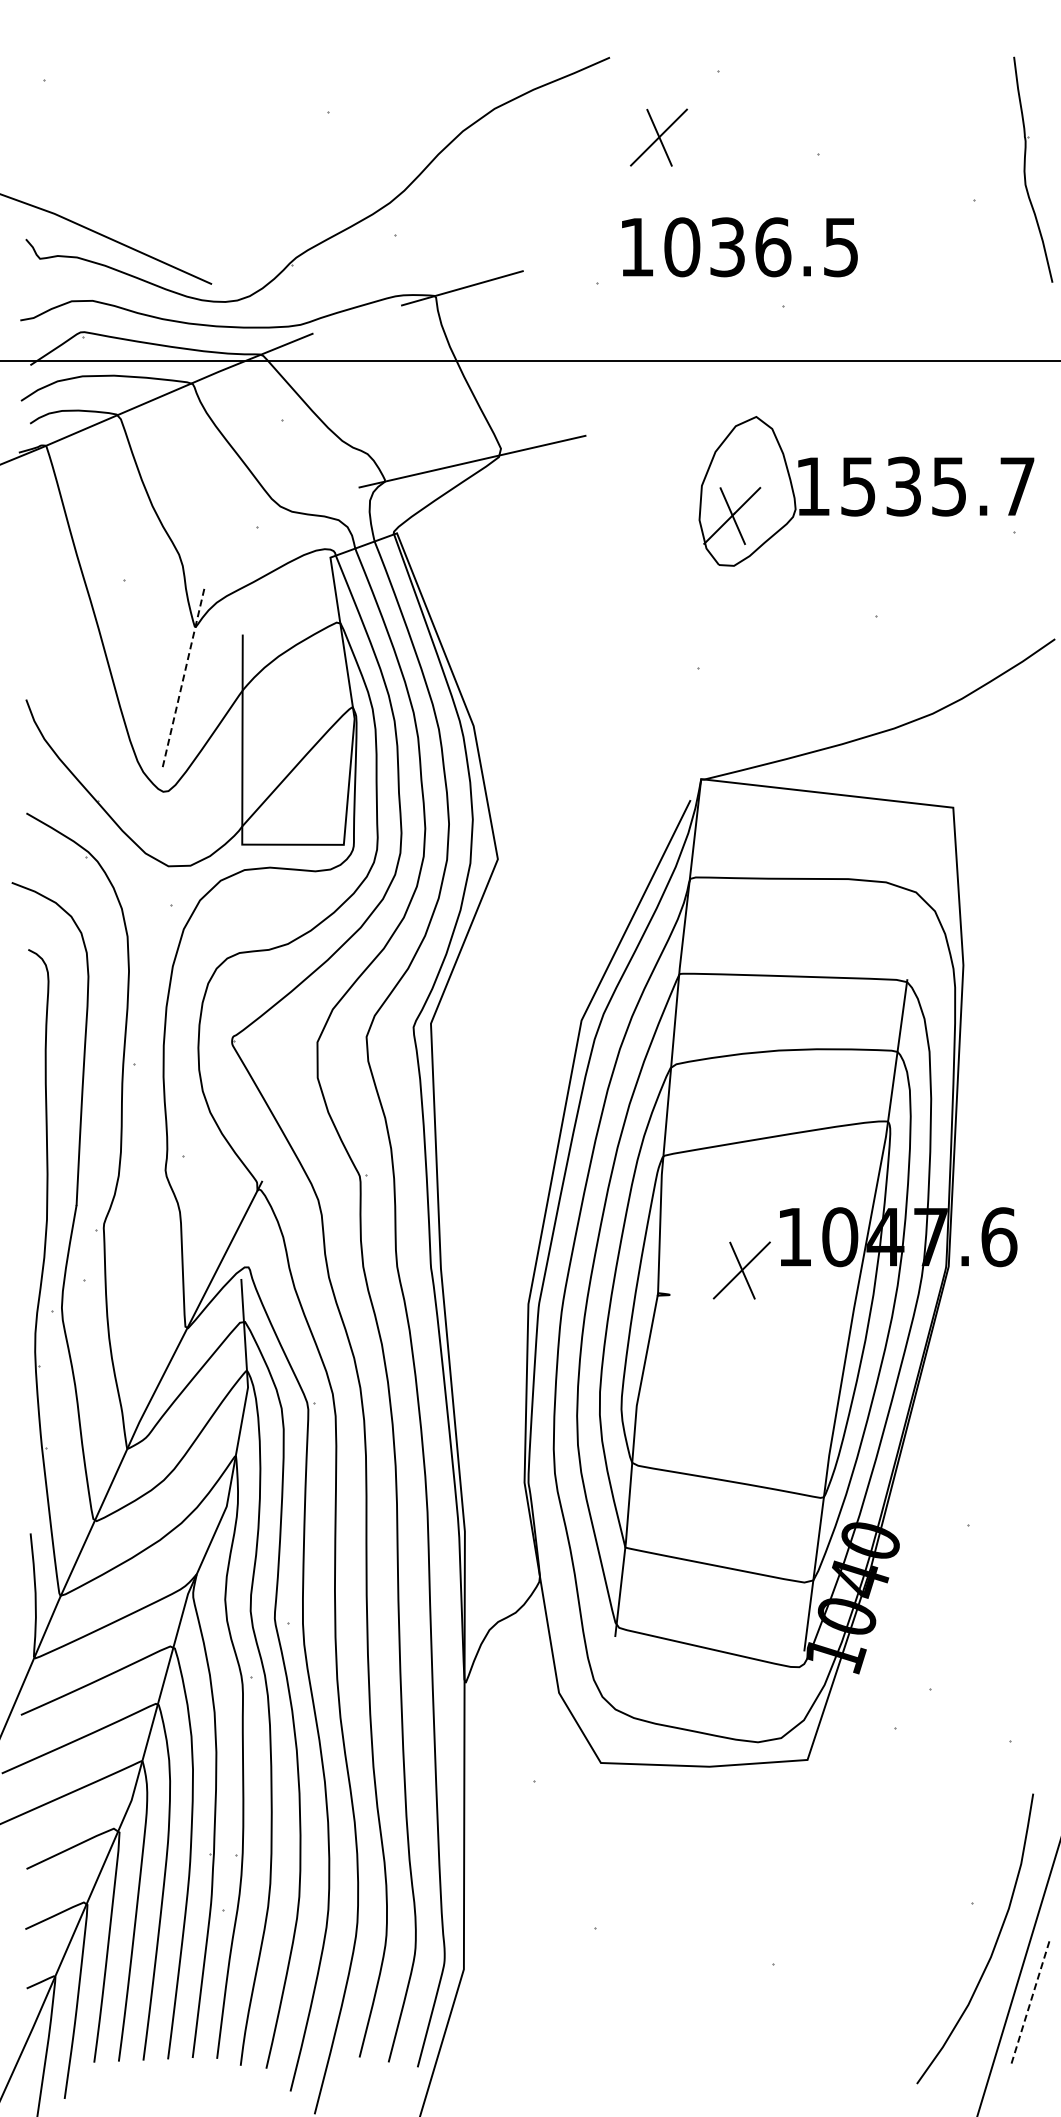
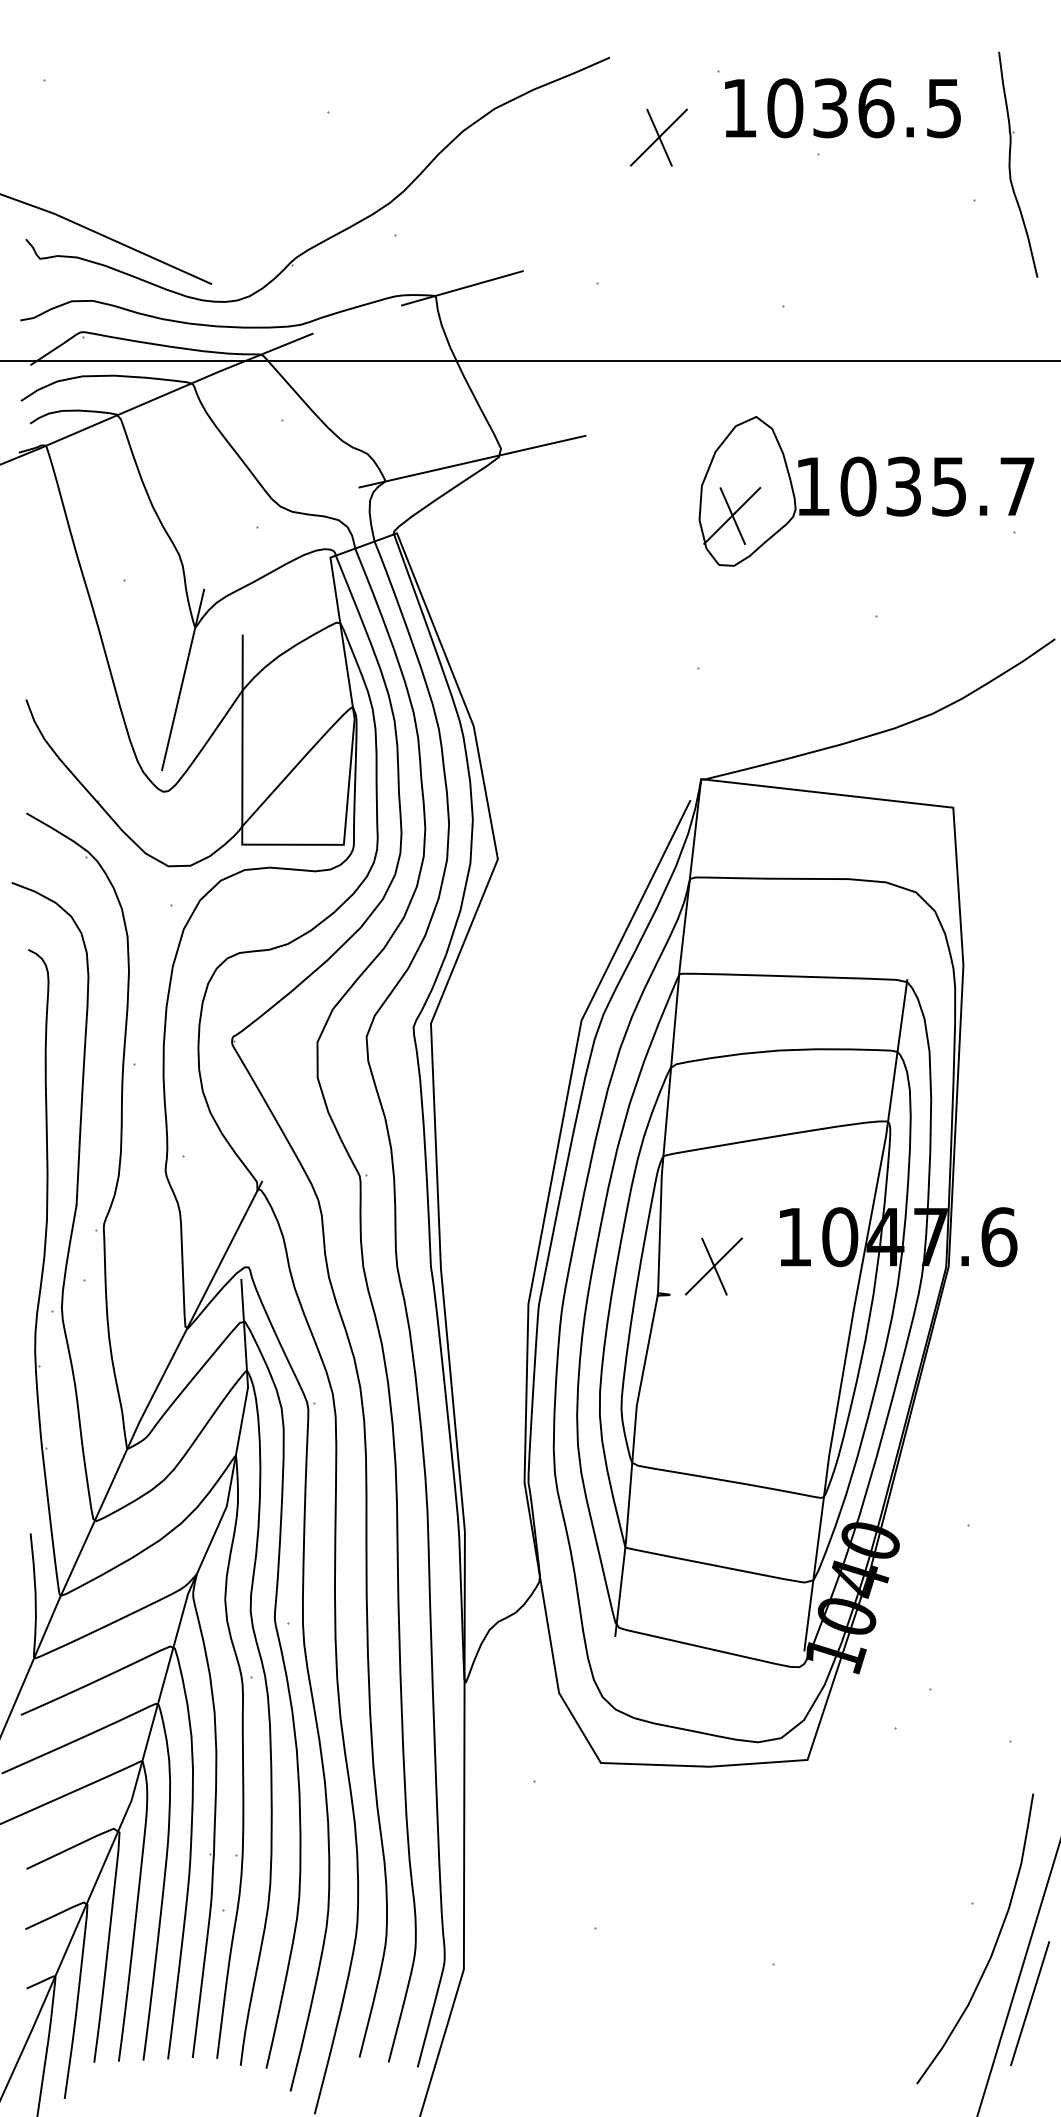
part position: (1025, 169) -> (1010, 164) (1010, 164)
text position: (739, 247) -> (842, 108) (842, 108)
text: 1535.7 -> 1035.7 (858, 486)
line: dashed -> solid (182, 680)
part position: (741, 1270) -> (713, 1266) (713, 1266)
line: dashed -> solid (1029, 2004)
